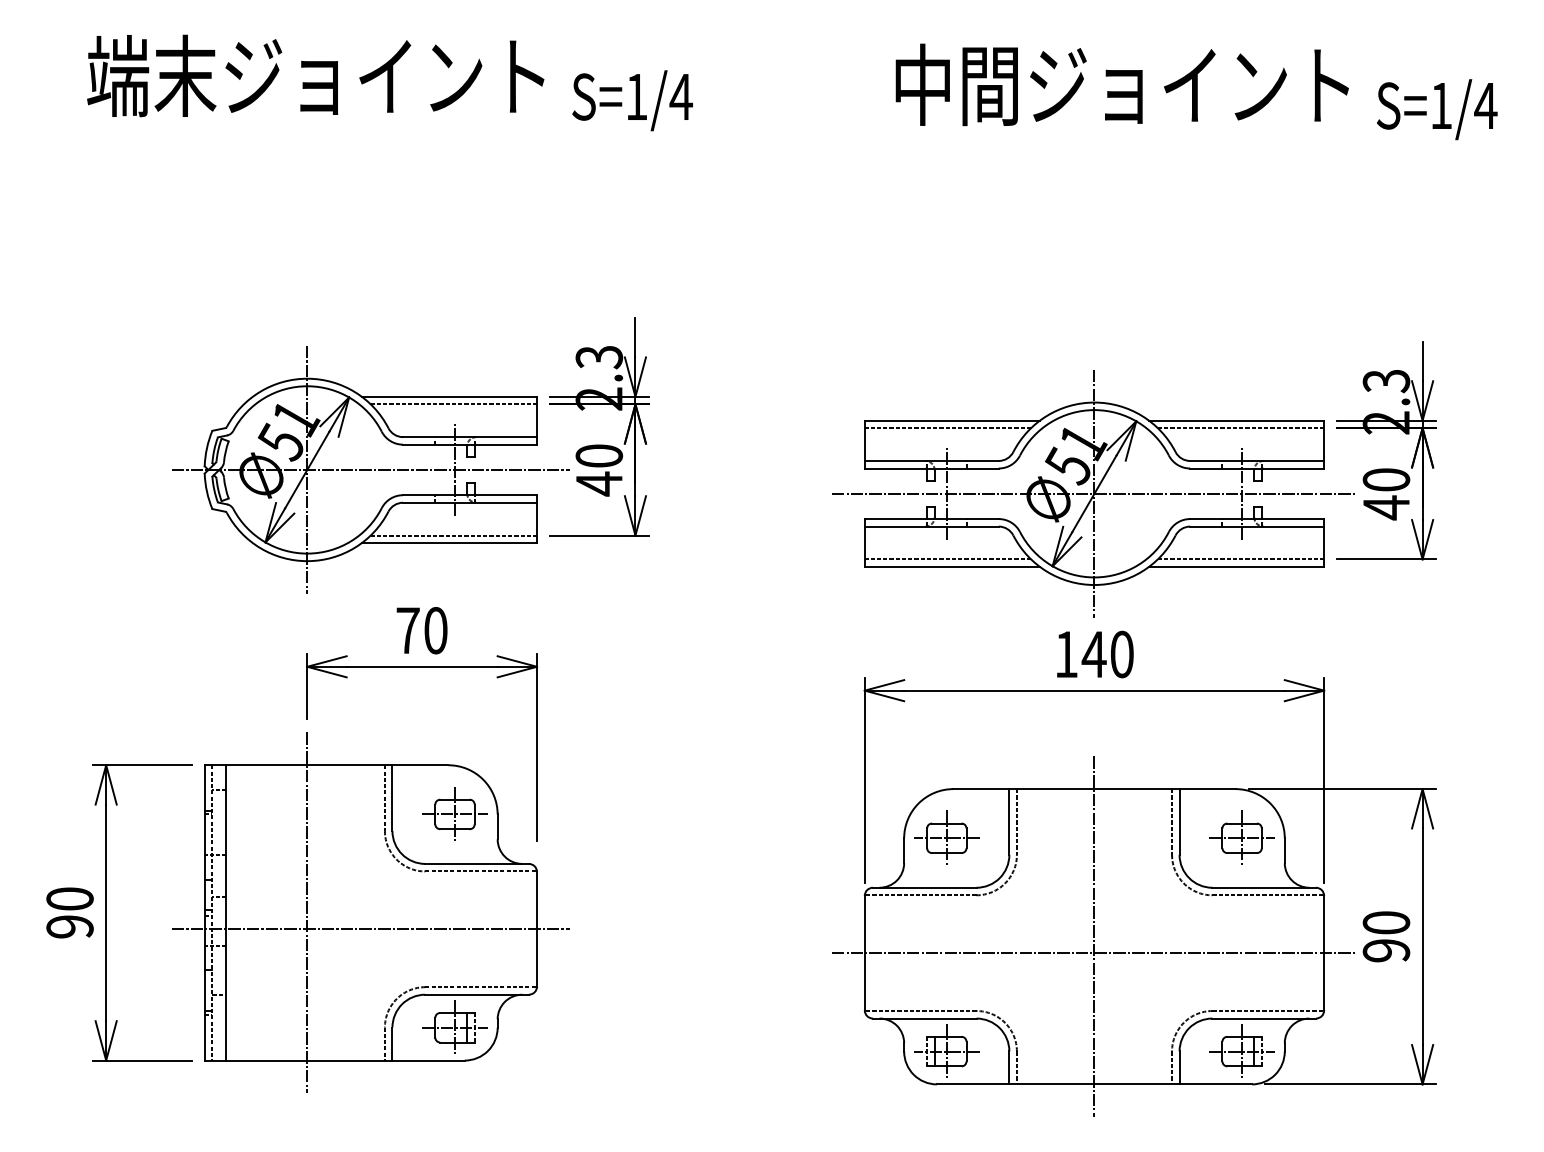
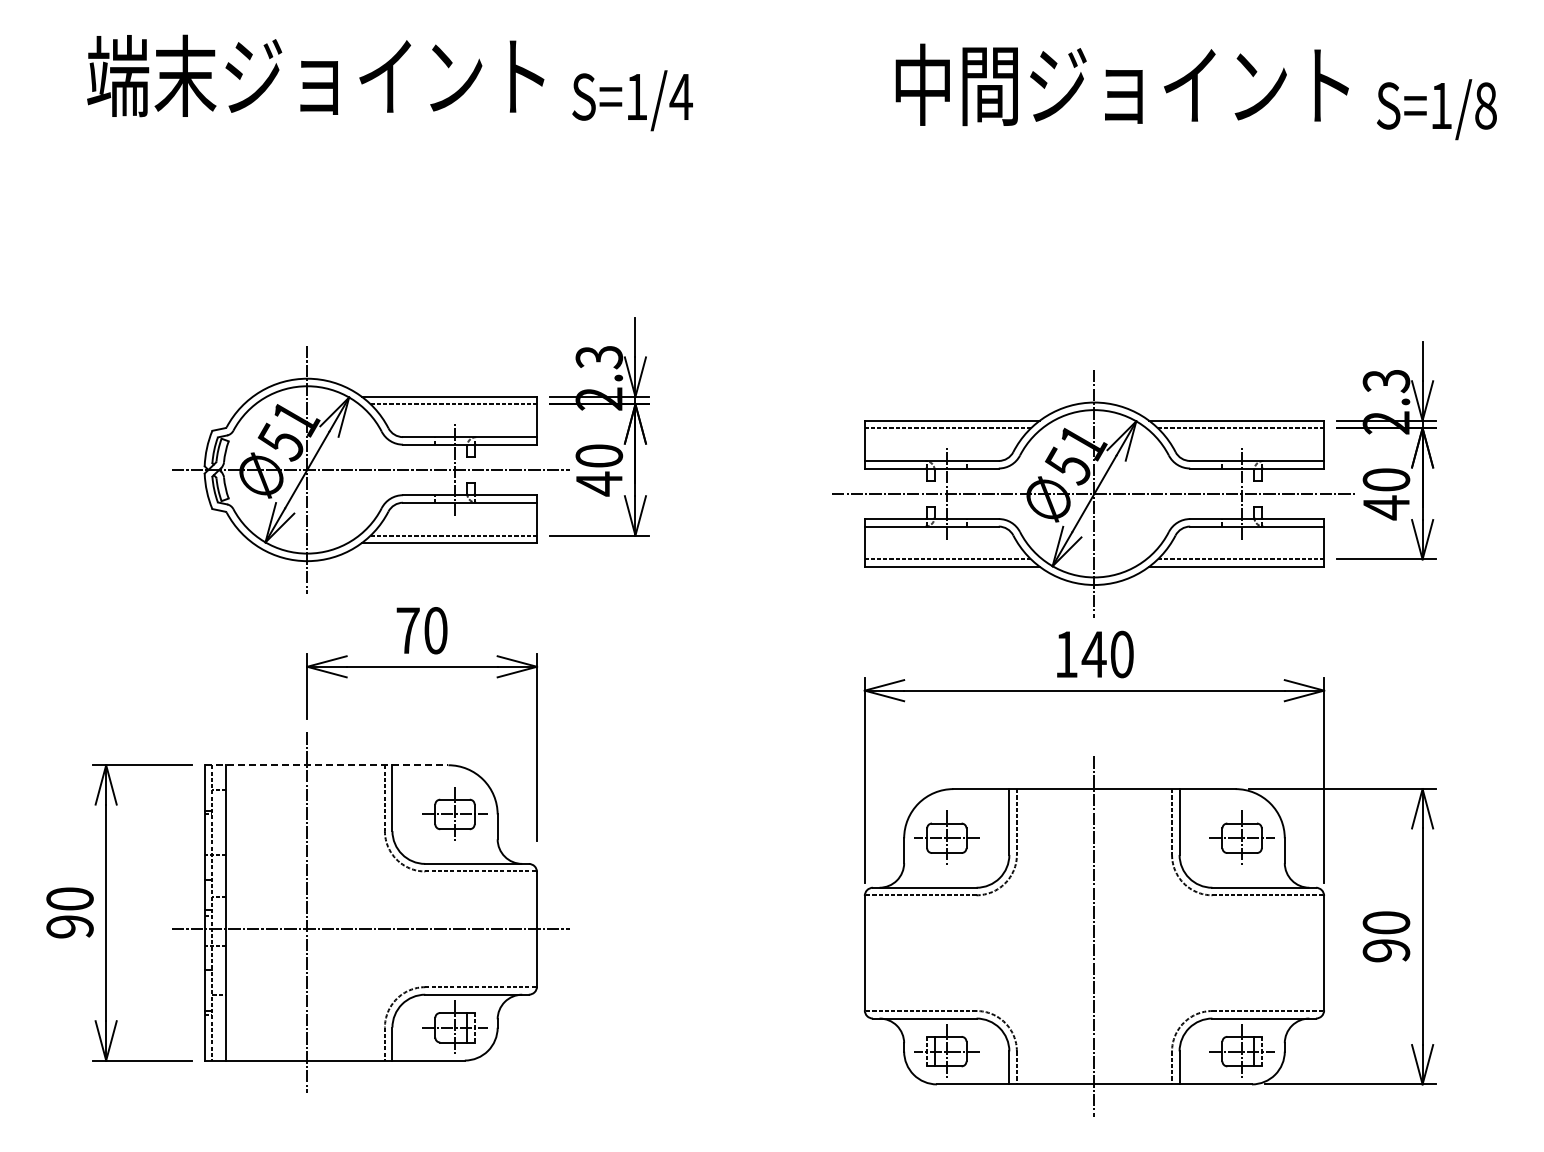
text: S=1/4 -> S=1/8 (1485, 105)
line: solid -> dashed (326, 765)
line: present -> none (1093, 953)
